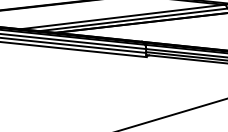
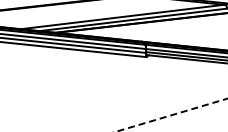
line: solid -> dashed (171, 115)
